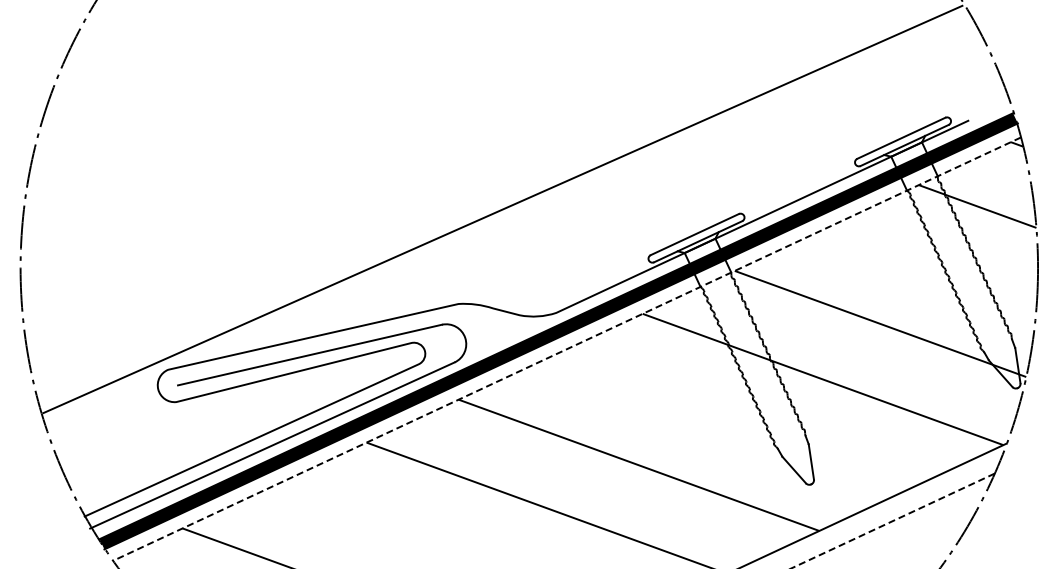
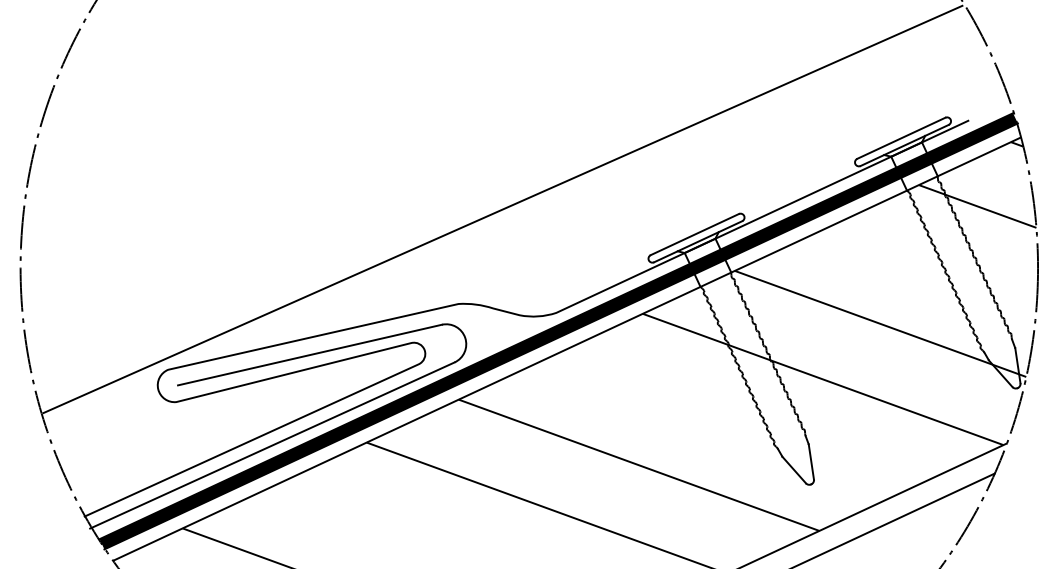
line: dashed -> solid (567, 349)
line: dashed -> solid (892, 521)
